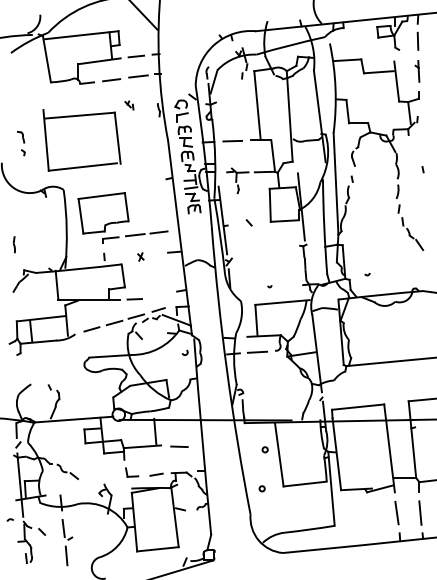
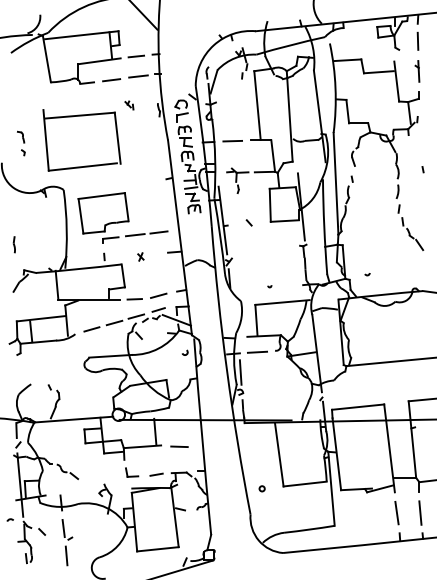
line: none -> present (158, 295)
line: none -> present (240, 372)
circle: present -> none (264, 449)
